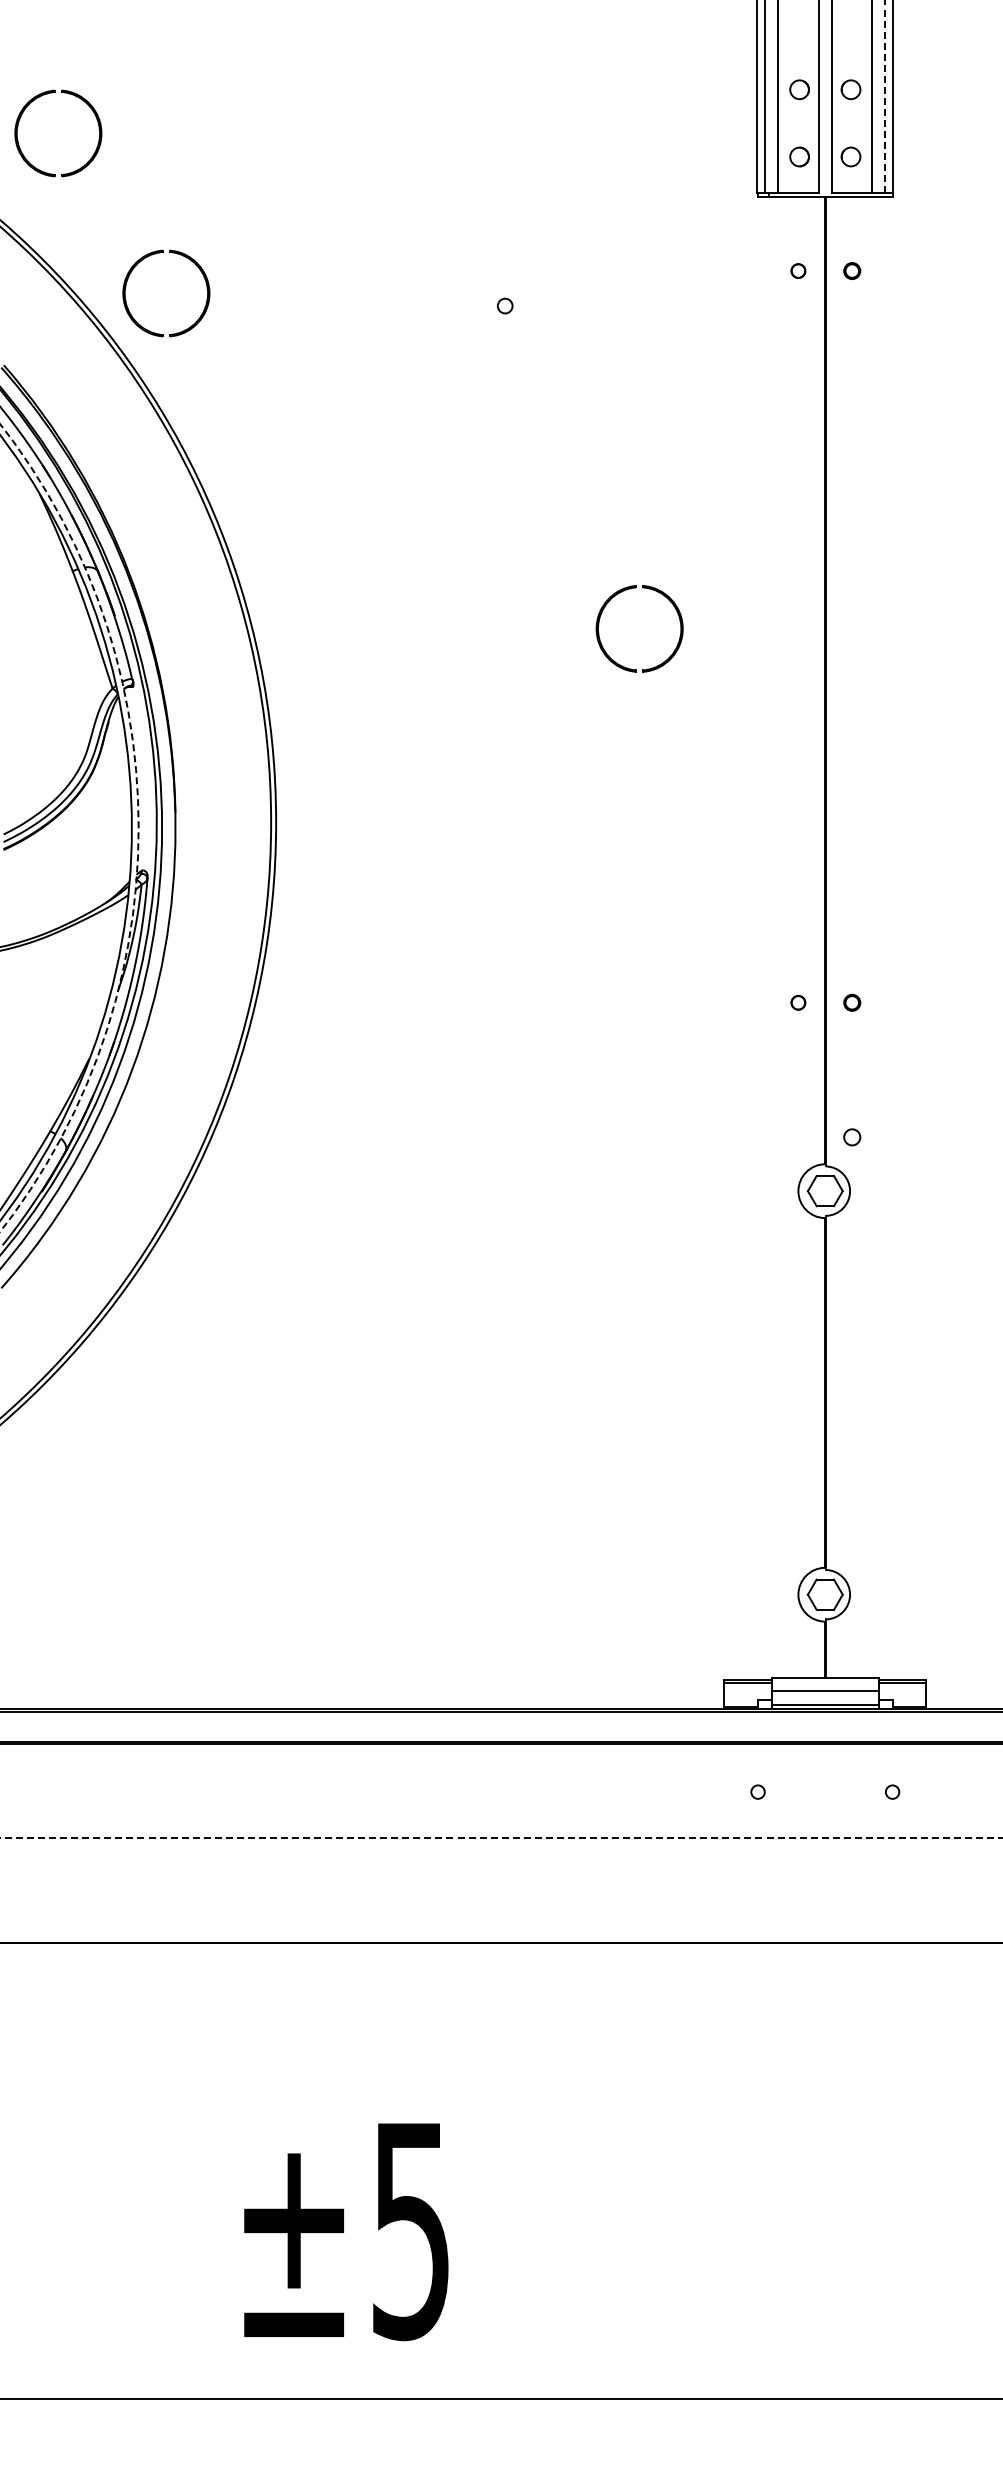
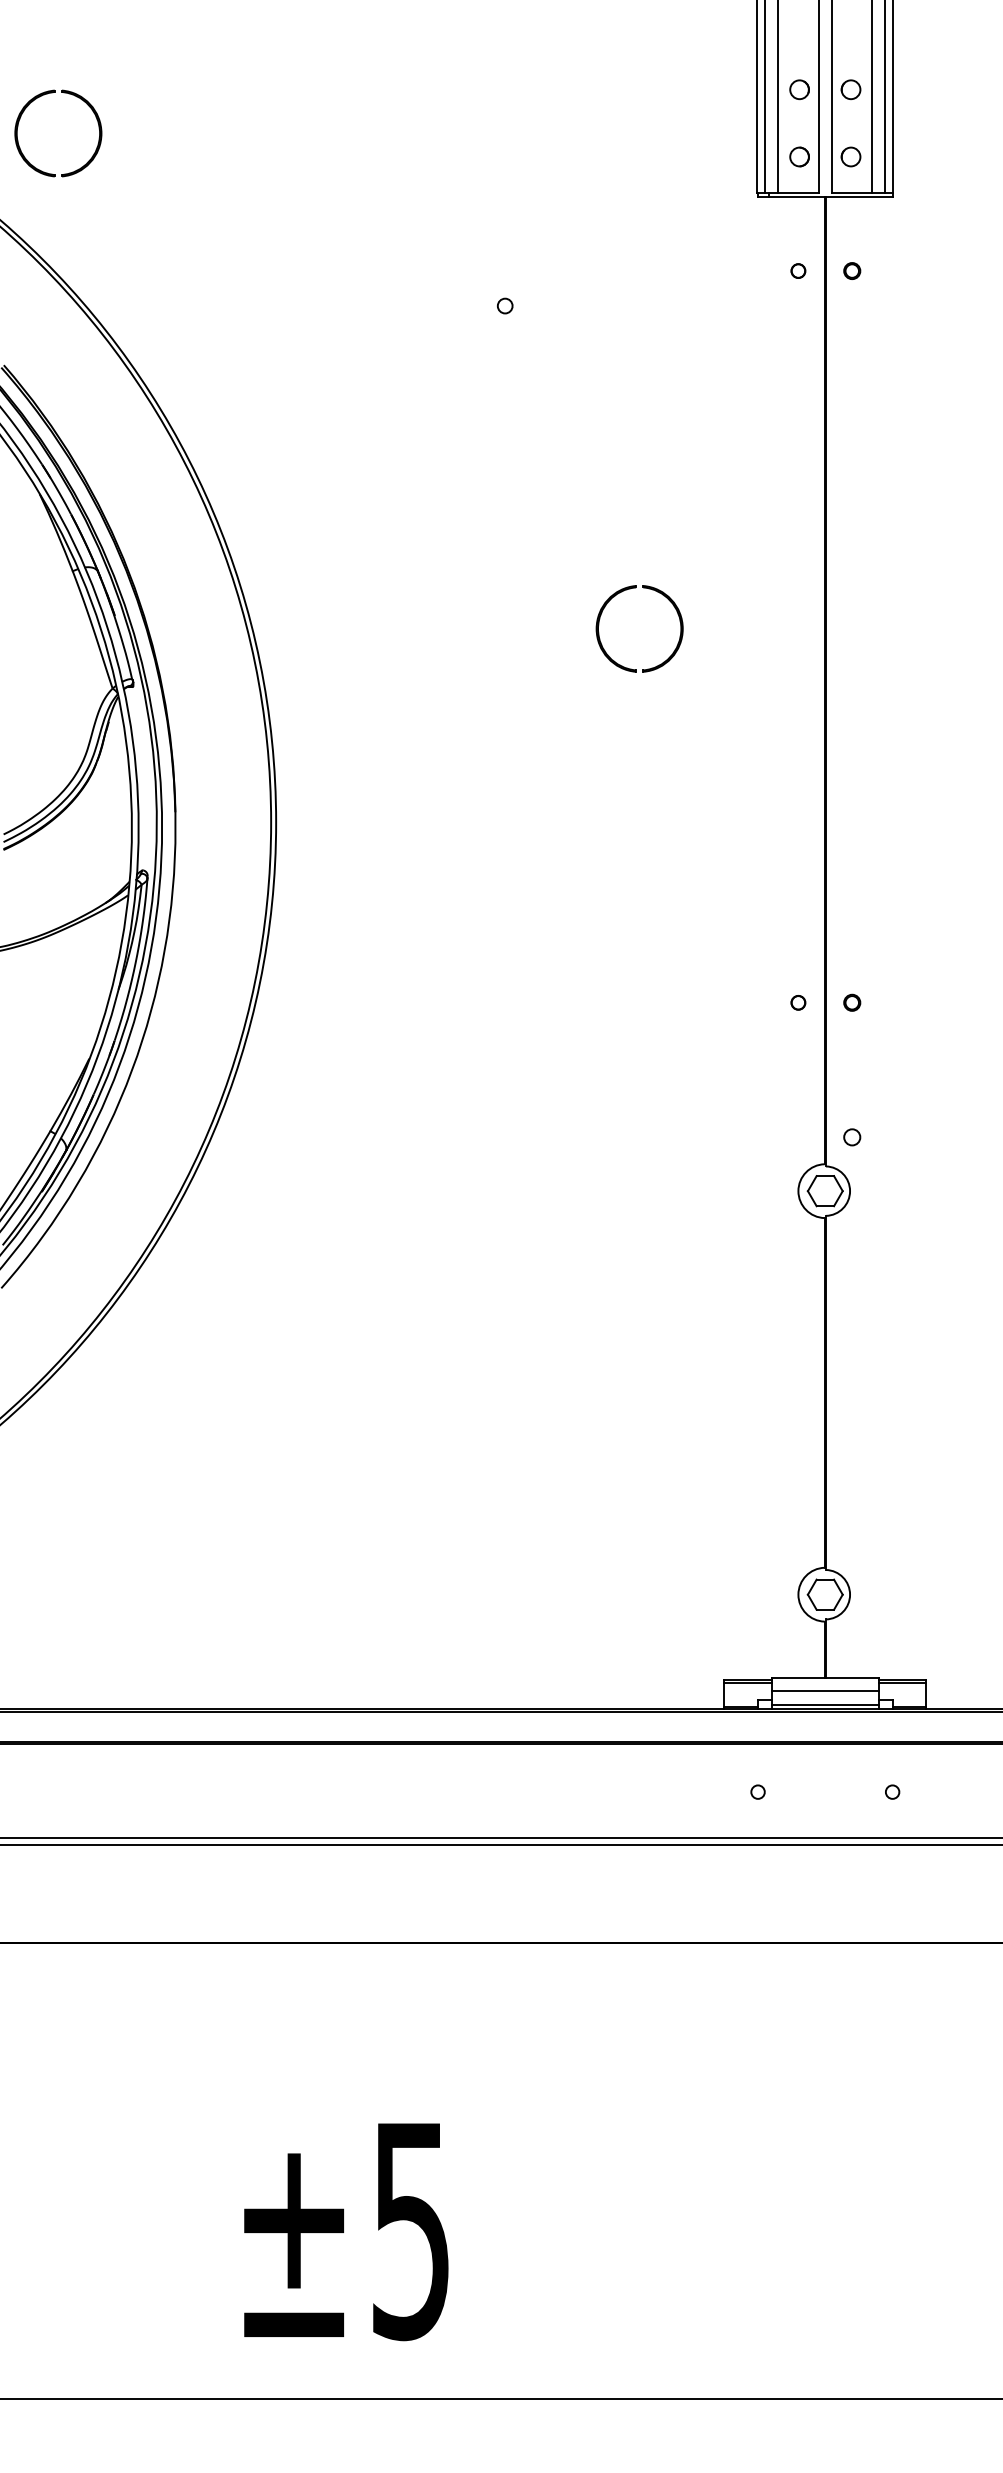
line: dashed -> solid (885, 96)
part: present -> none (189, 260)
arc: dashed -> solid (138, 827)
line: dashed -> solid (501, 1838)
line: none -> present (500, 1845)
